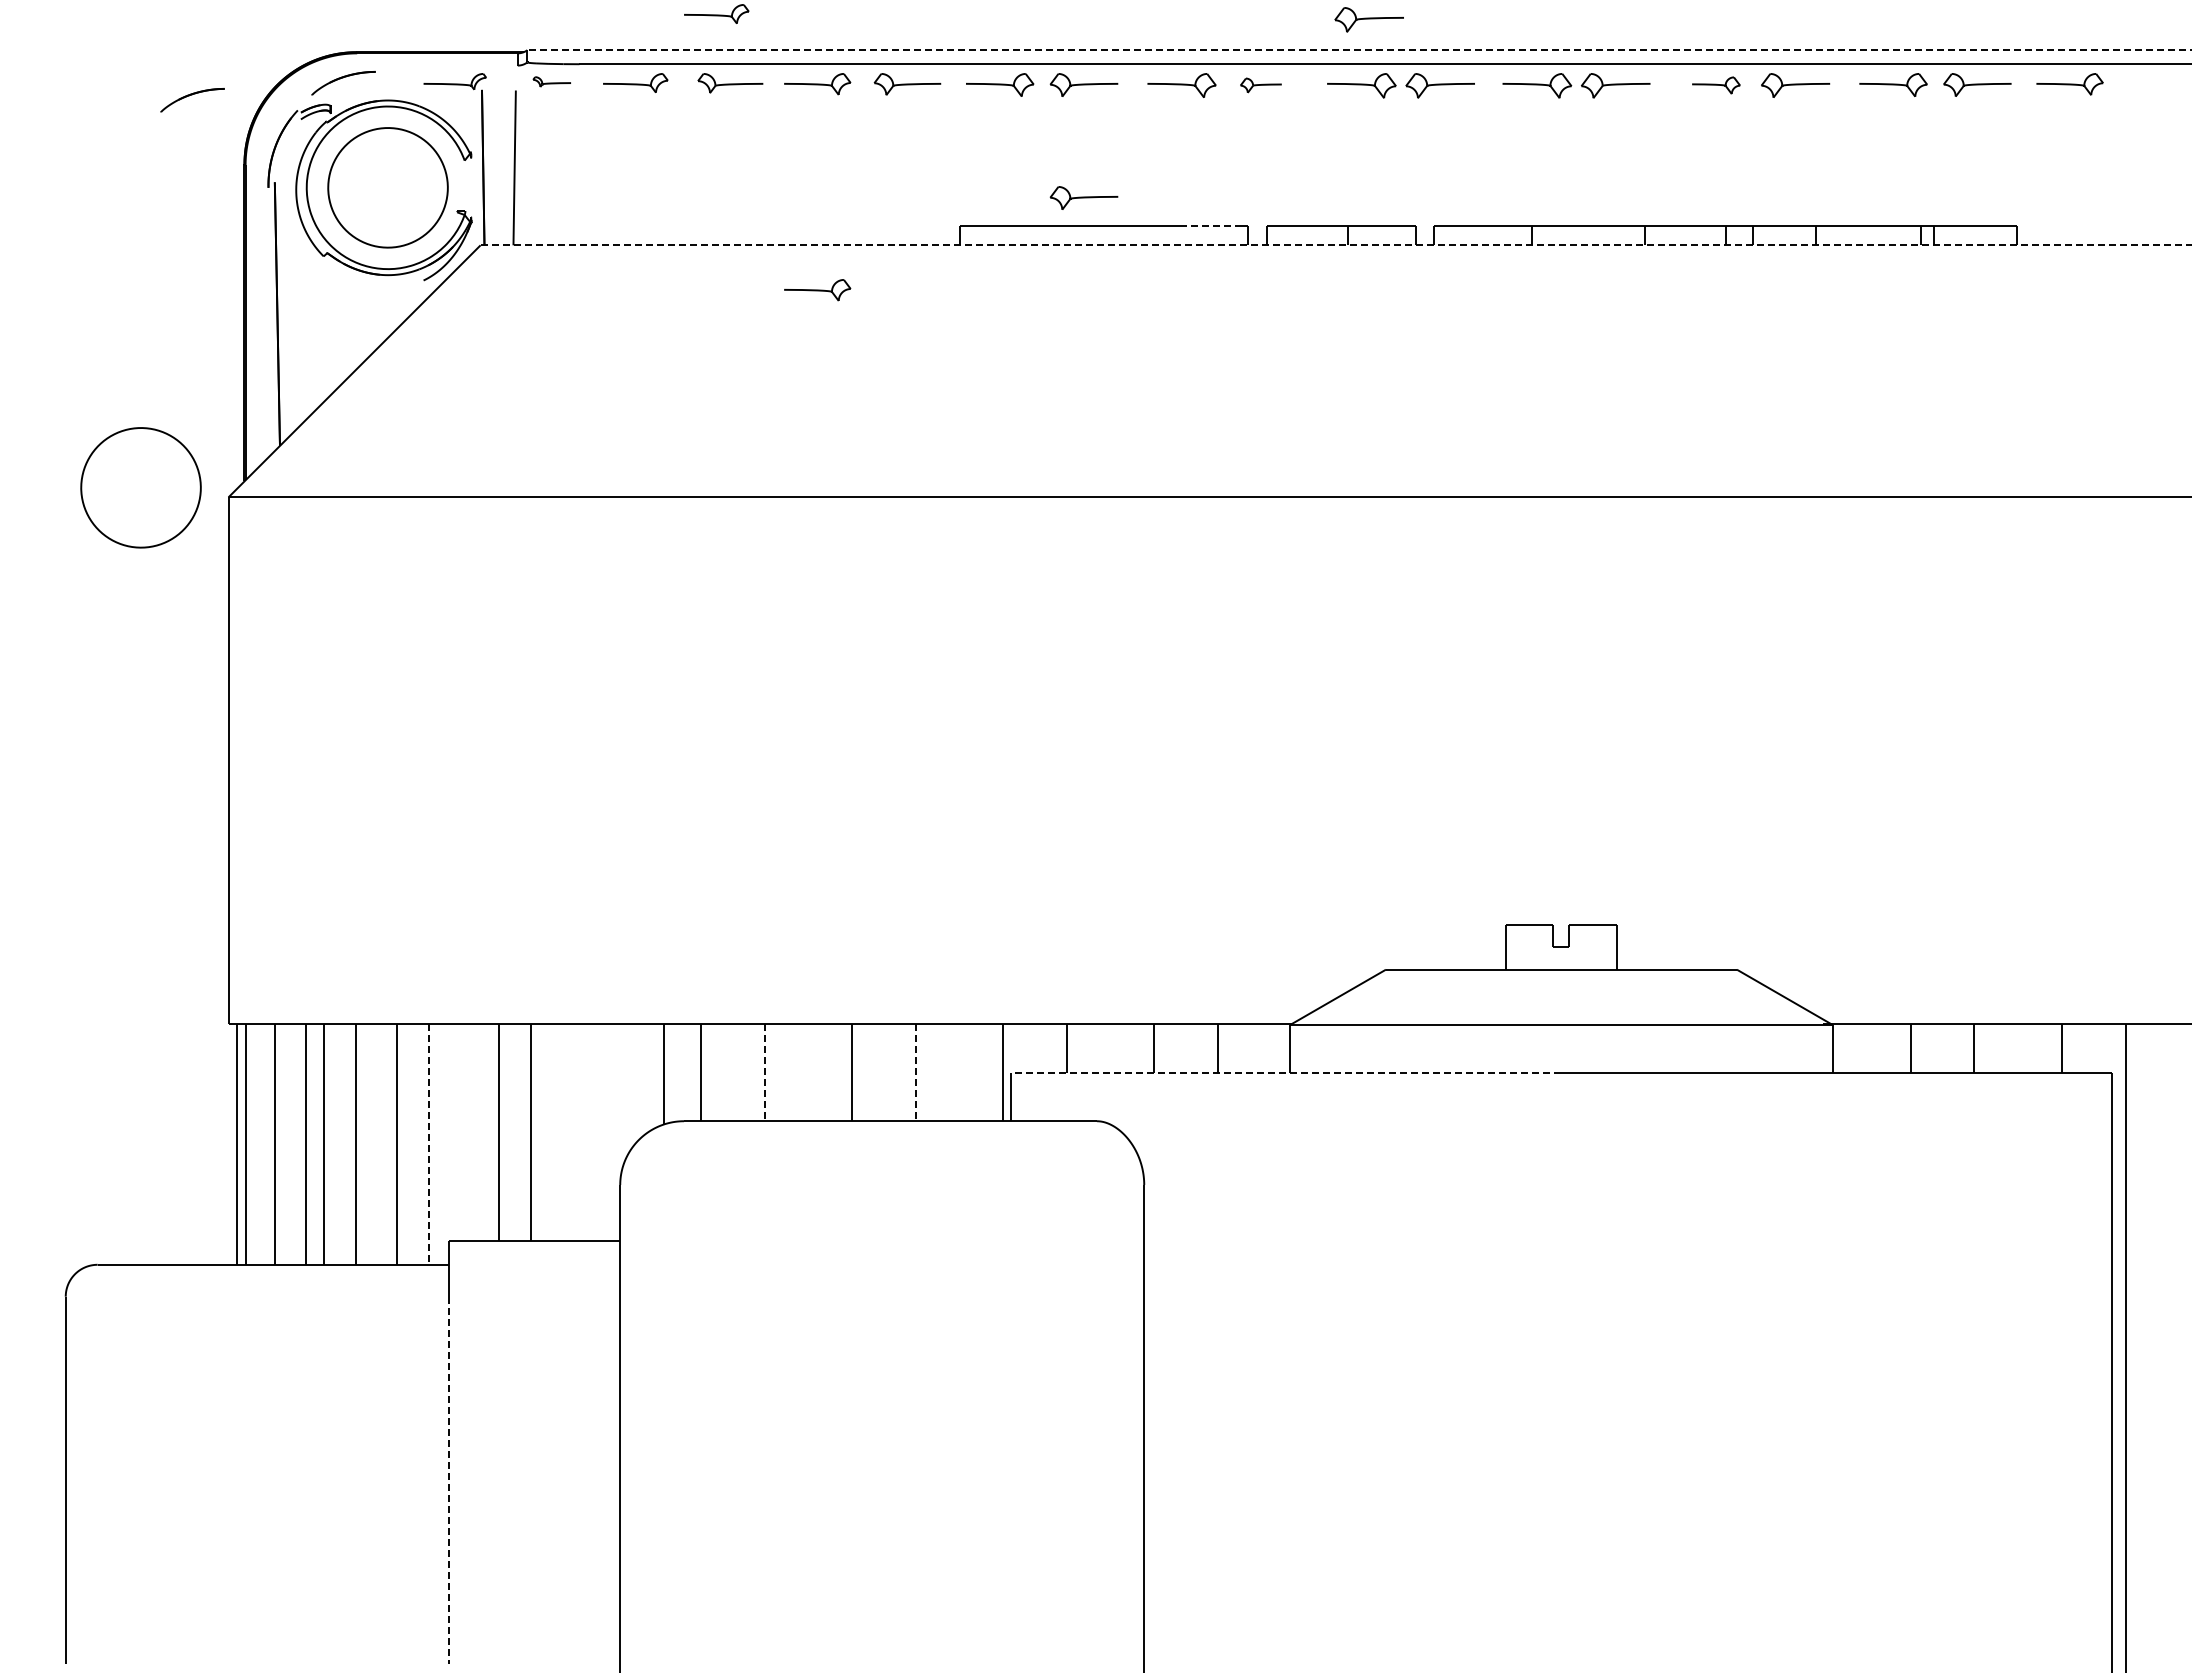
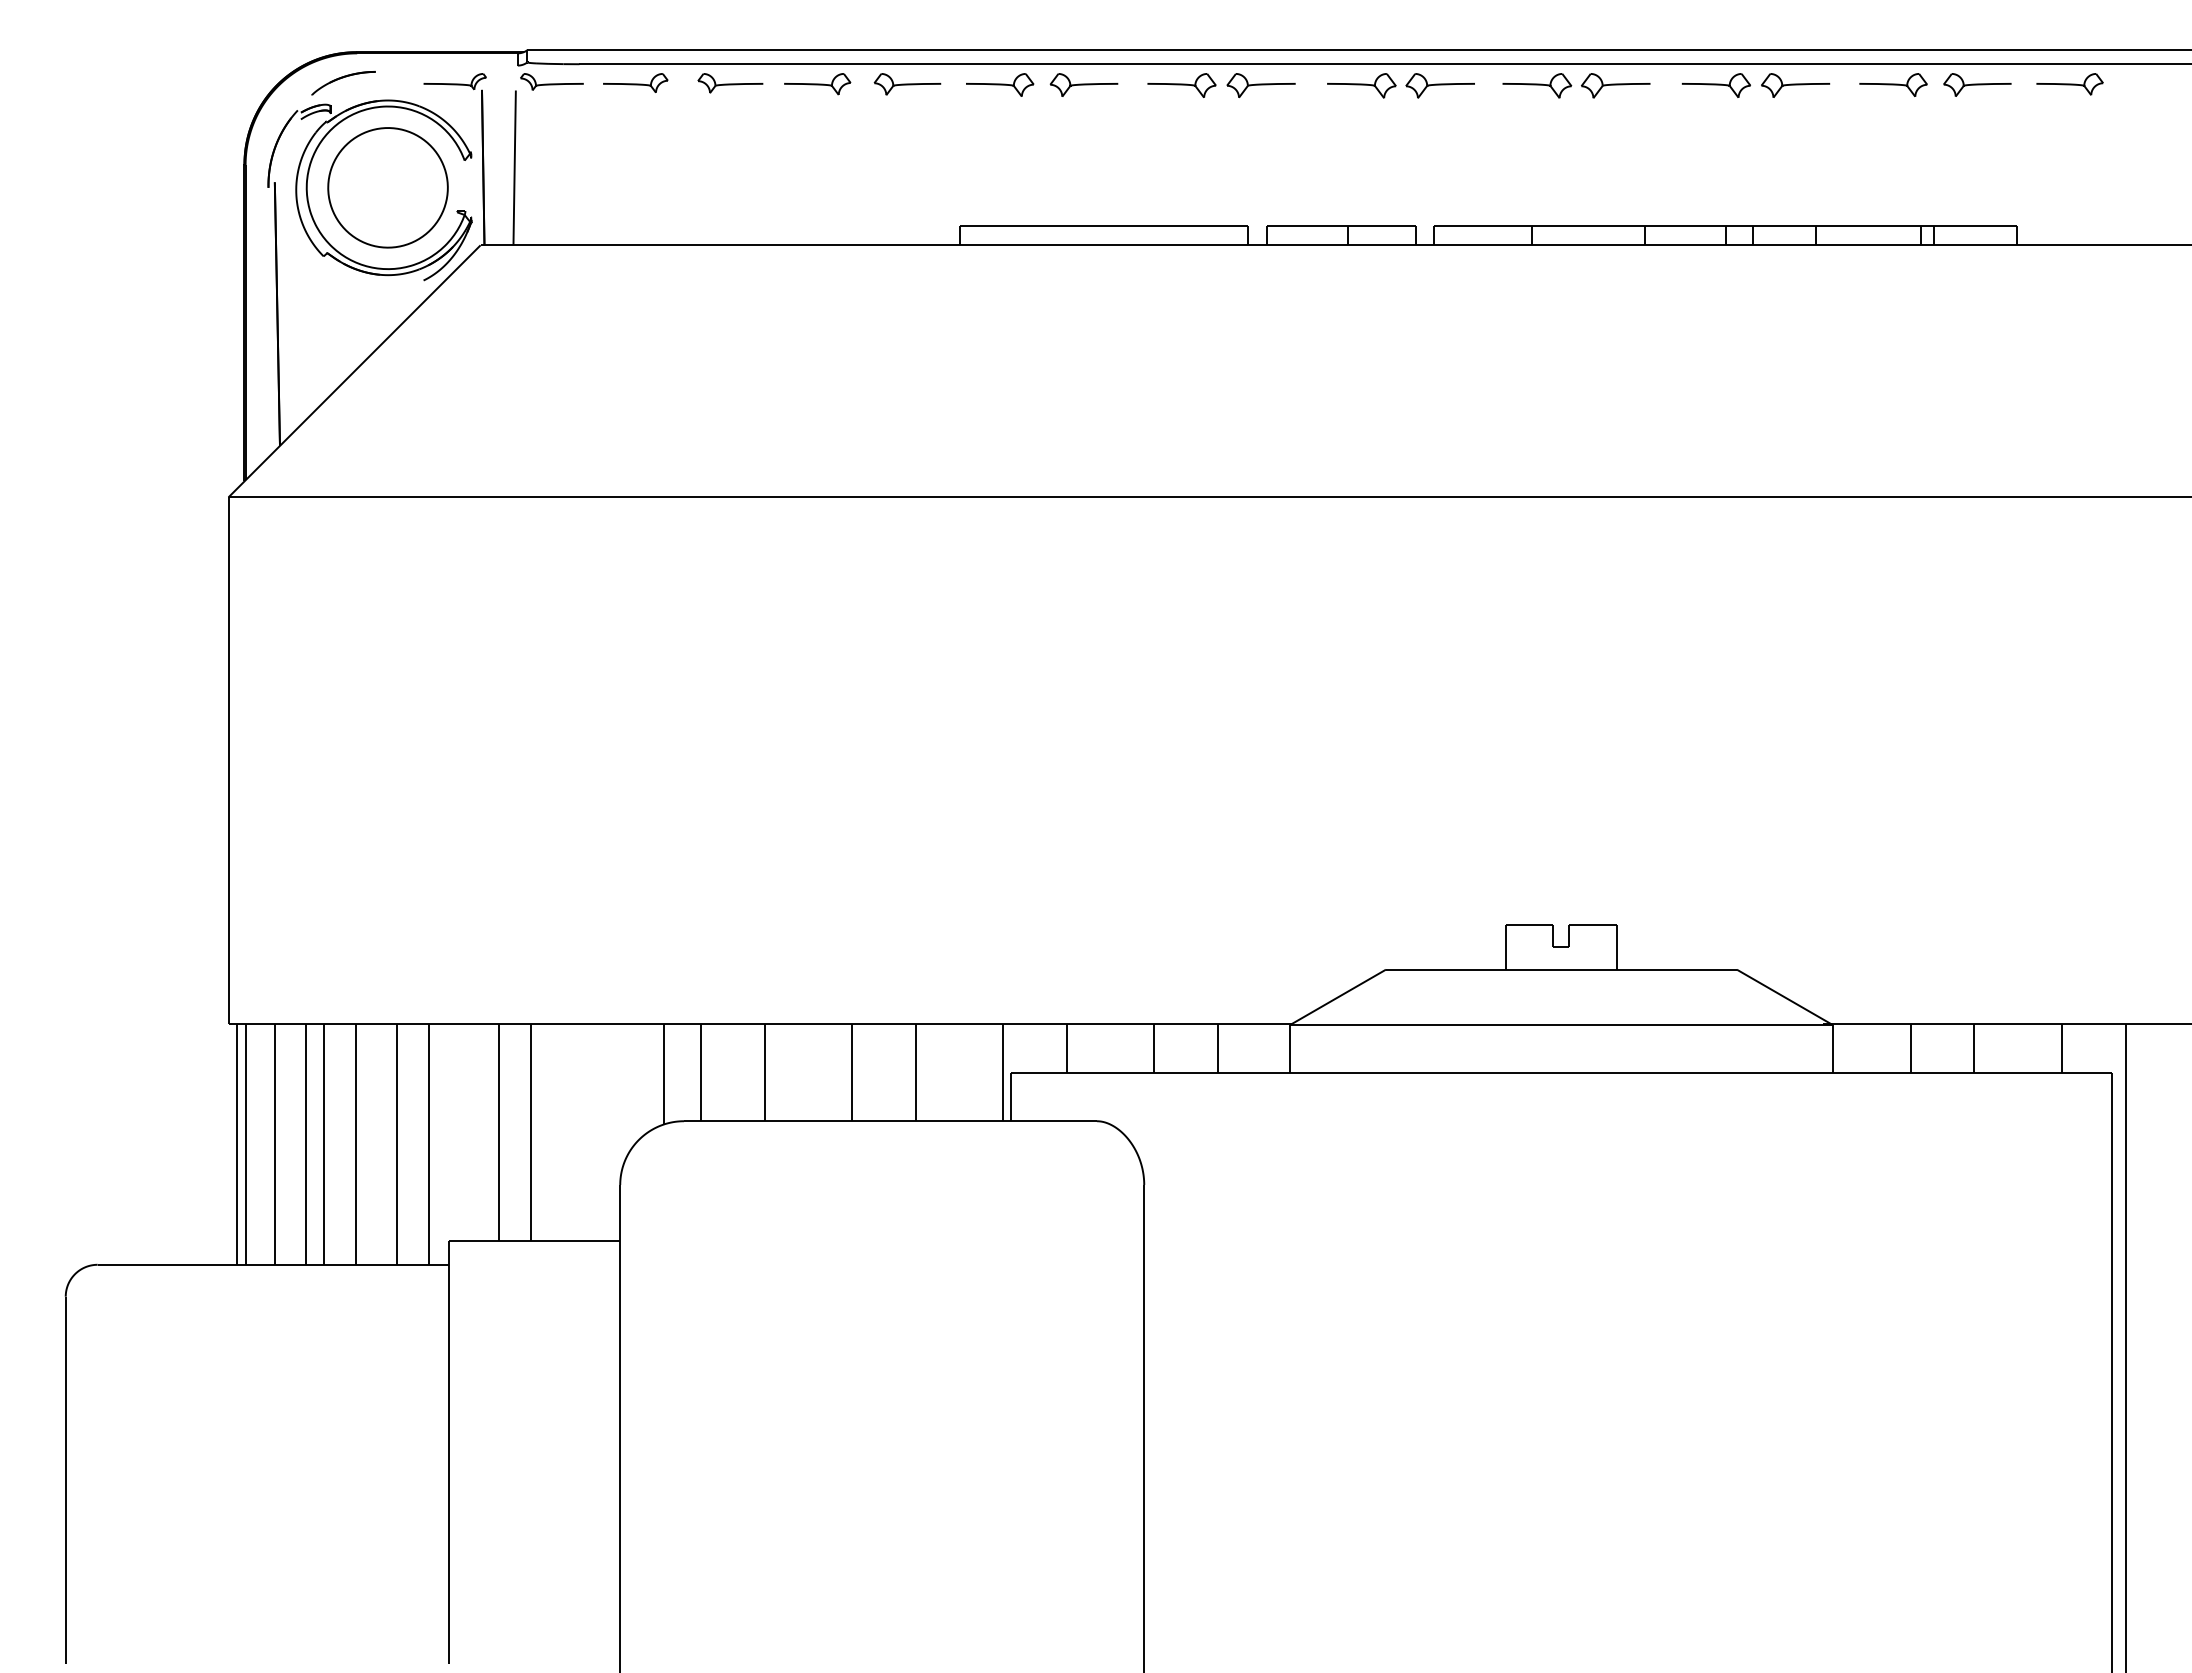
part: present -> none (716, 13)
part: present -> none (1368, 19)
line: dashed -> solid (1359, 50)
part size: 39x12 px -> 64x18 px (551, 81)
part size: 42x17 px -> 70x25 px (1260, 85)
part size: 49x19 px -> 70x25 px (1715, 85)
part: present -> none (192, 100)
part: present -> none (1083, 197)
line: dashed -> solid (1210, 226)
line: dashed -> solid (1336, 245)
part: present -> none (817, 290)
part: present -> none (140, 487)
line: dashed -> solid (764, 1072)
line: dashed -> solid (915, 1072)
line: dashed -> solid (1285, 1073)
line: dashed -> solid (428, 1144)
line: dashed -> solid (448, 1480)
